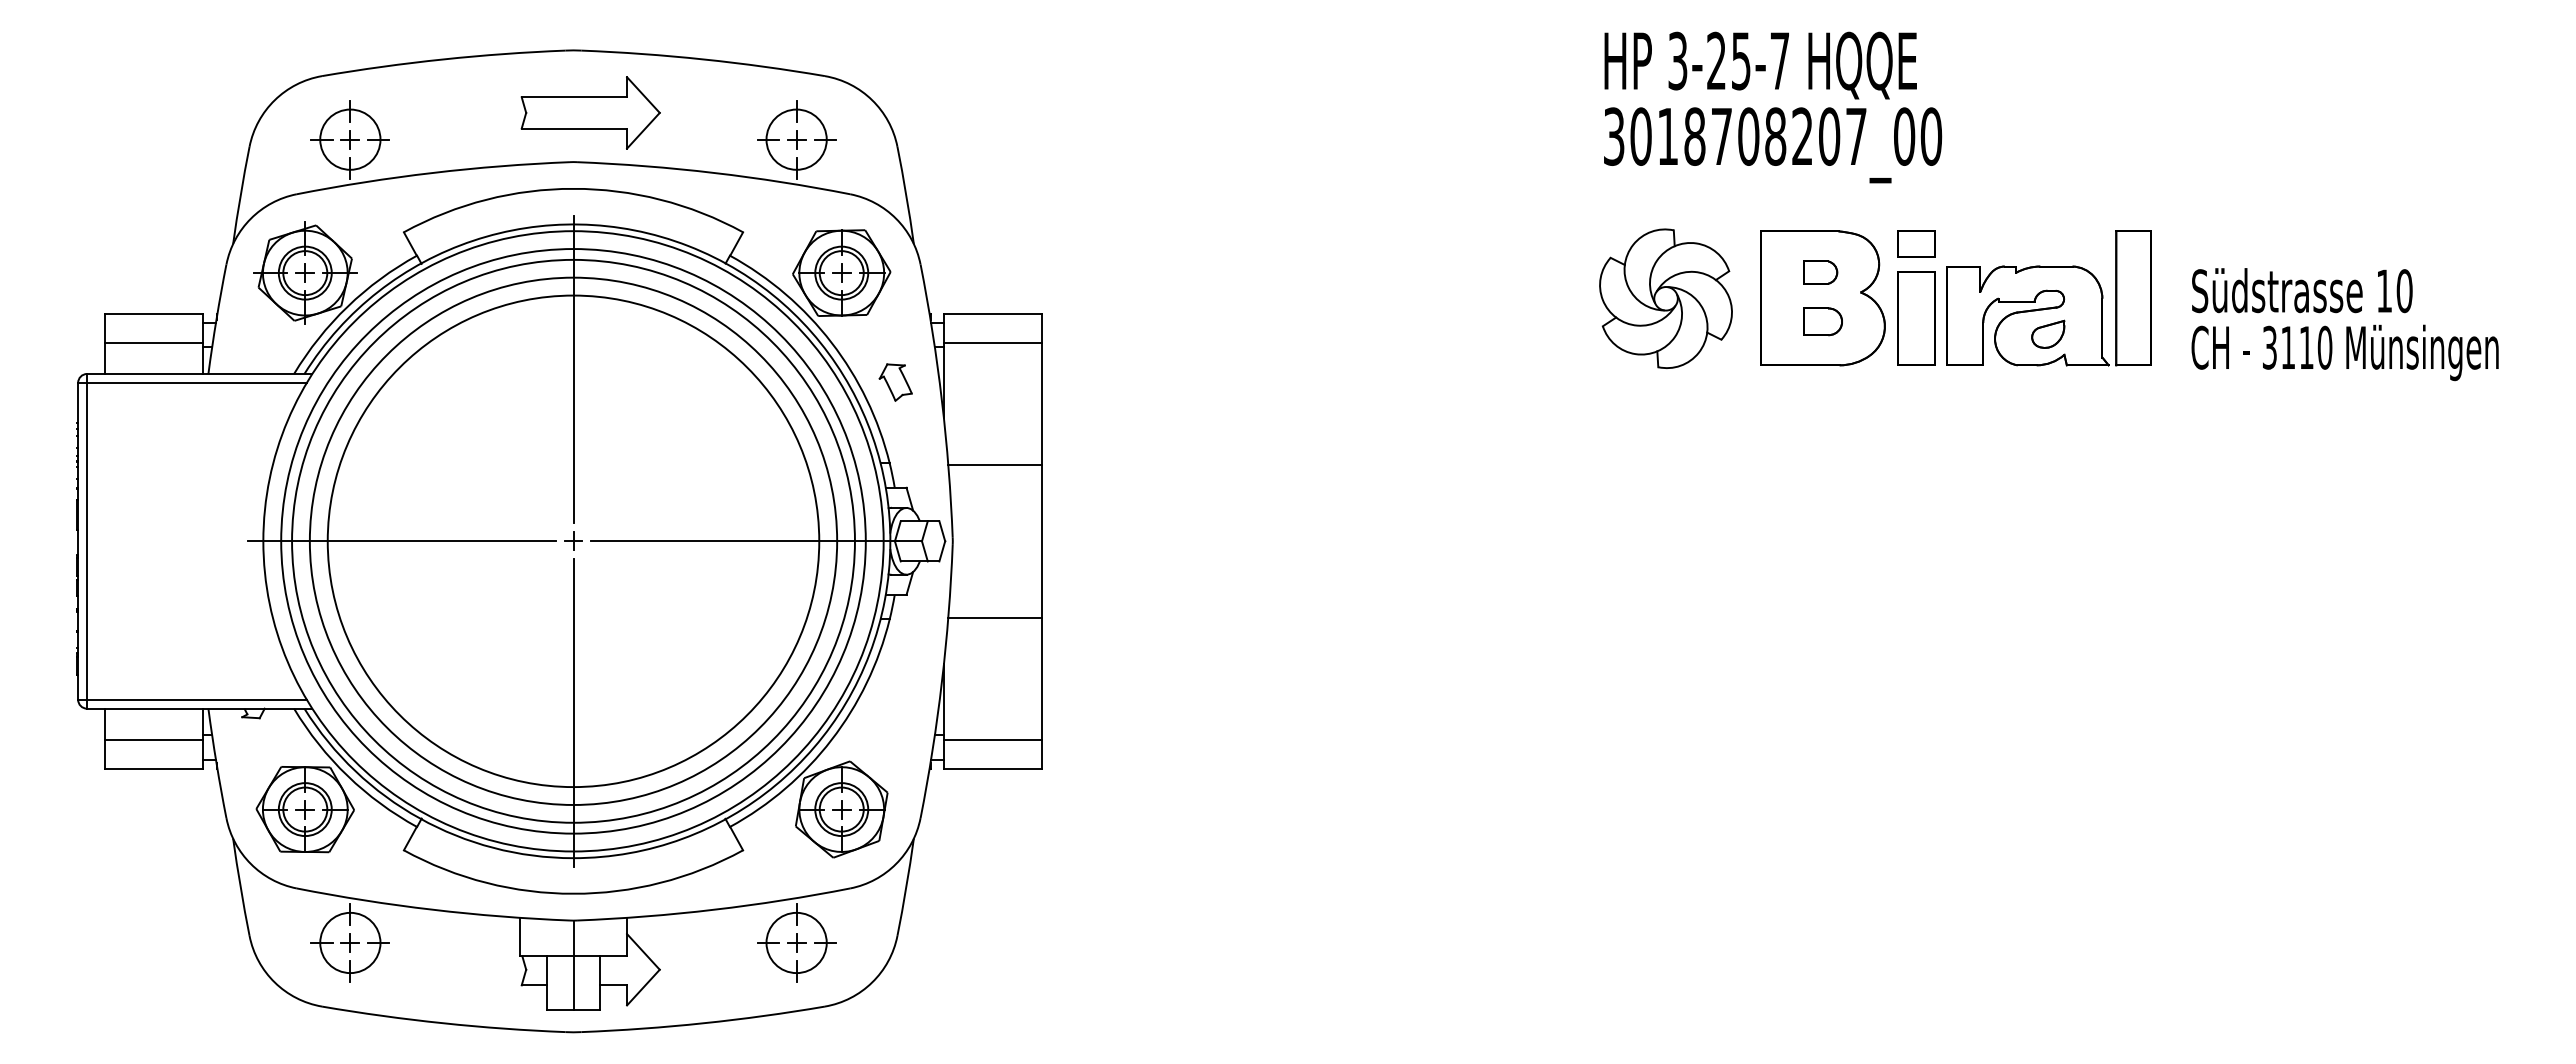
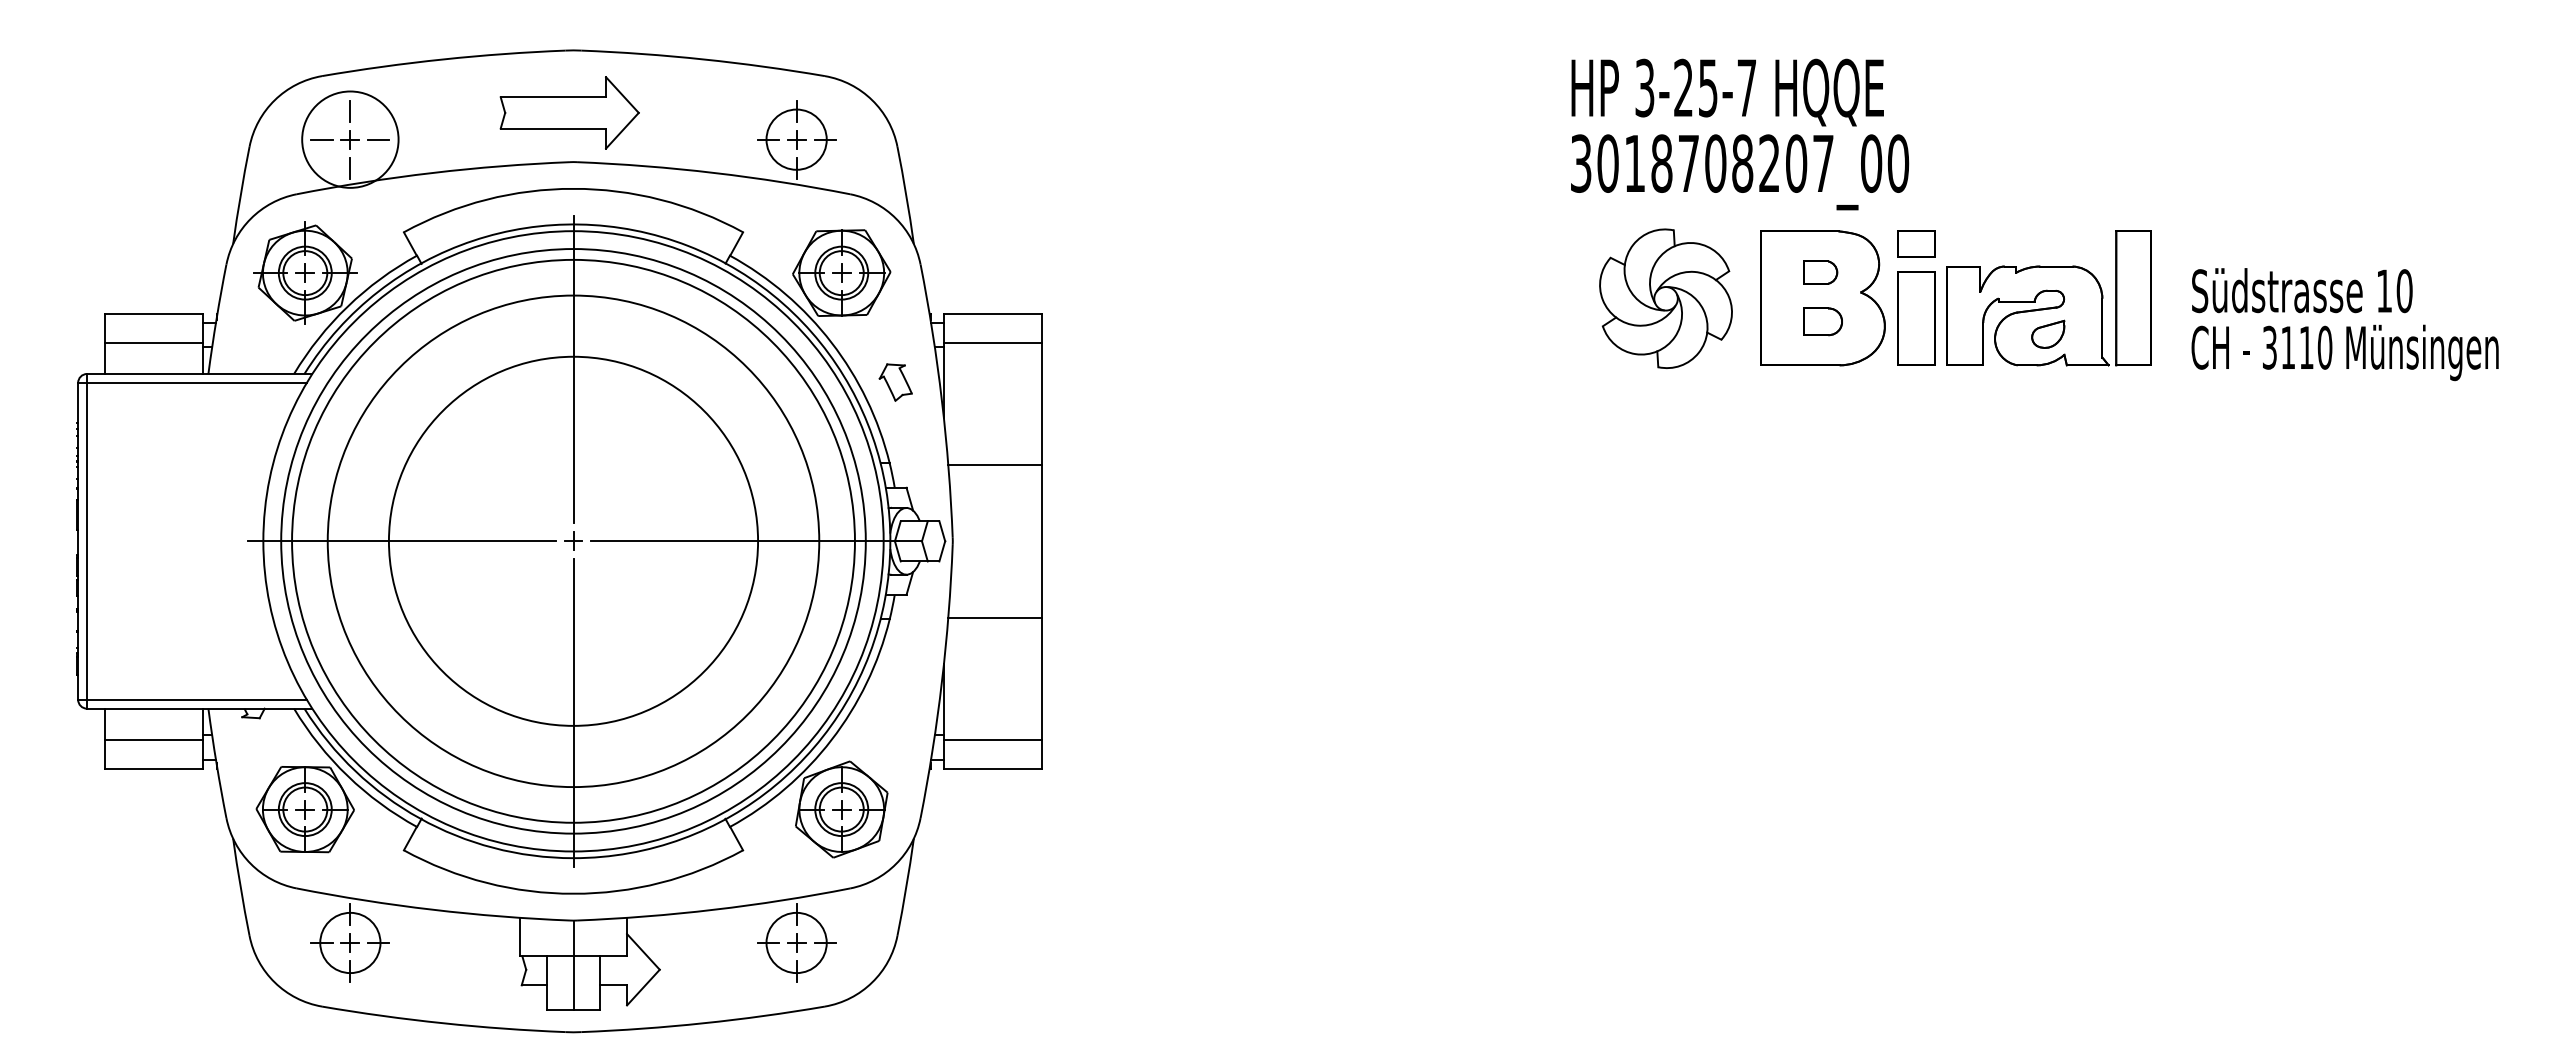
text position: (1773, 107) -> (1740, 134) (1740, 134)
part position: (590, 112) -> (569, 112) (569, 112)
circle diameter: 60 px -> 96 px (350, 139)
circle diameter: 527 px -> 369 px (573, 540)
